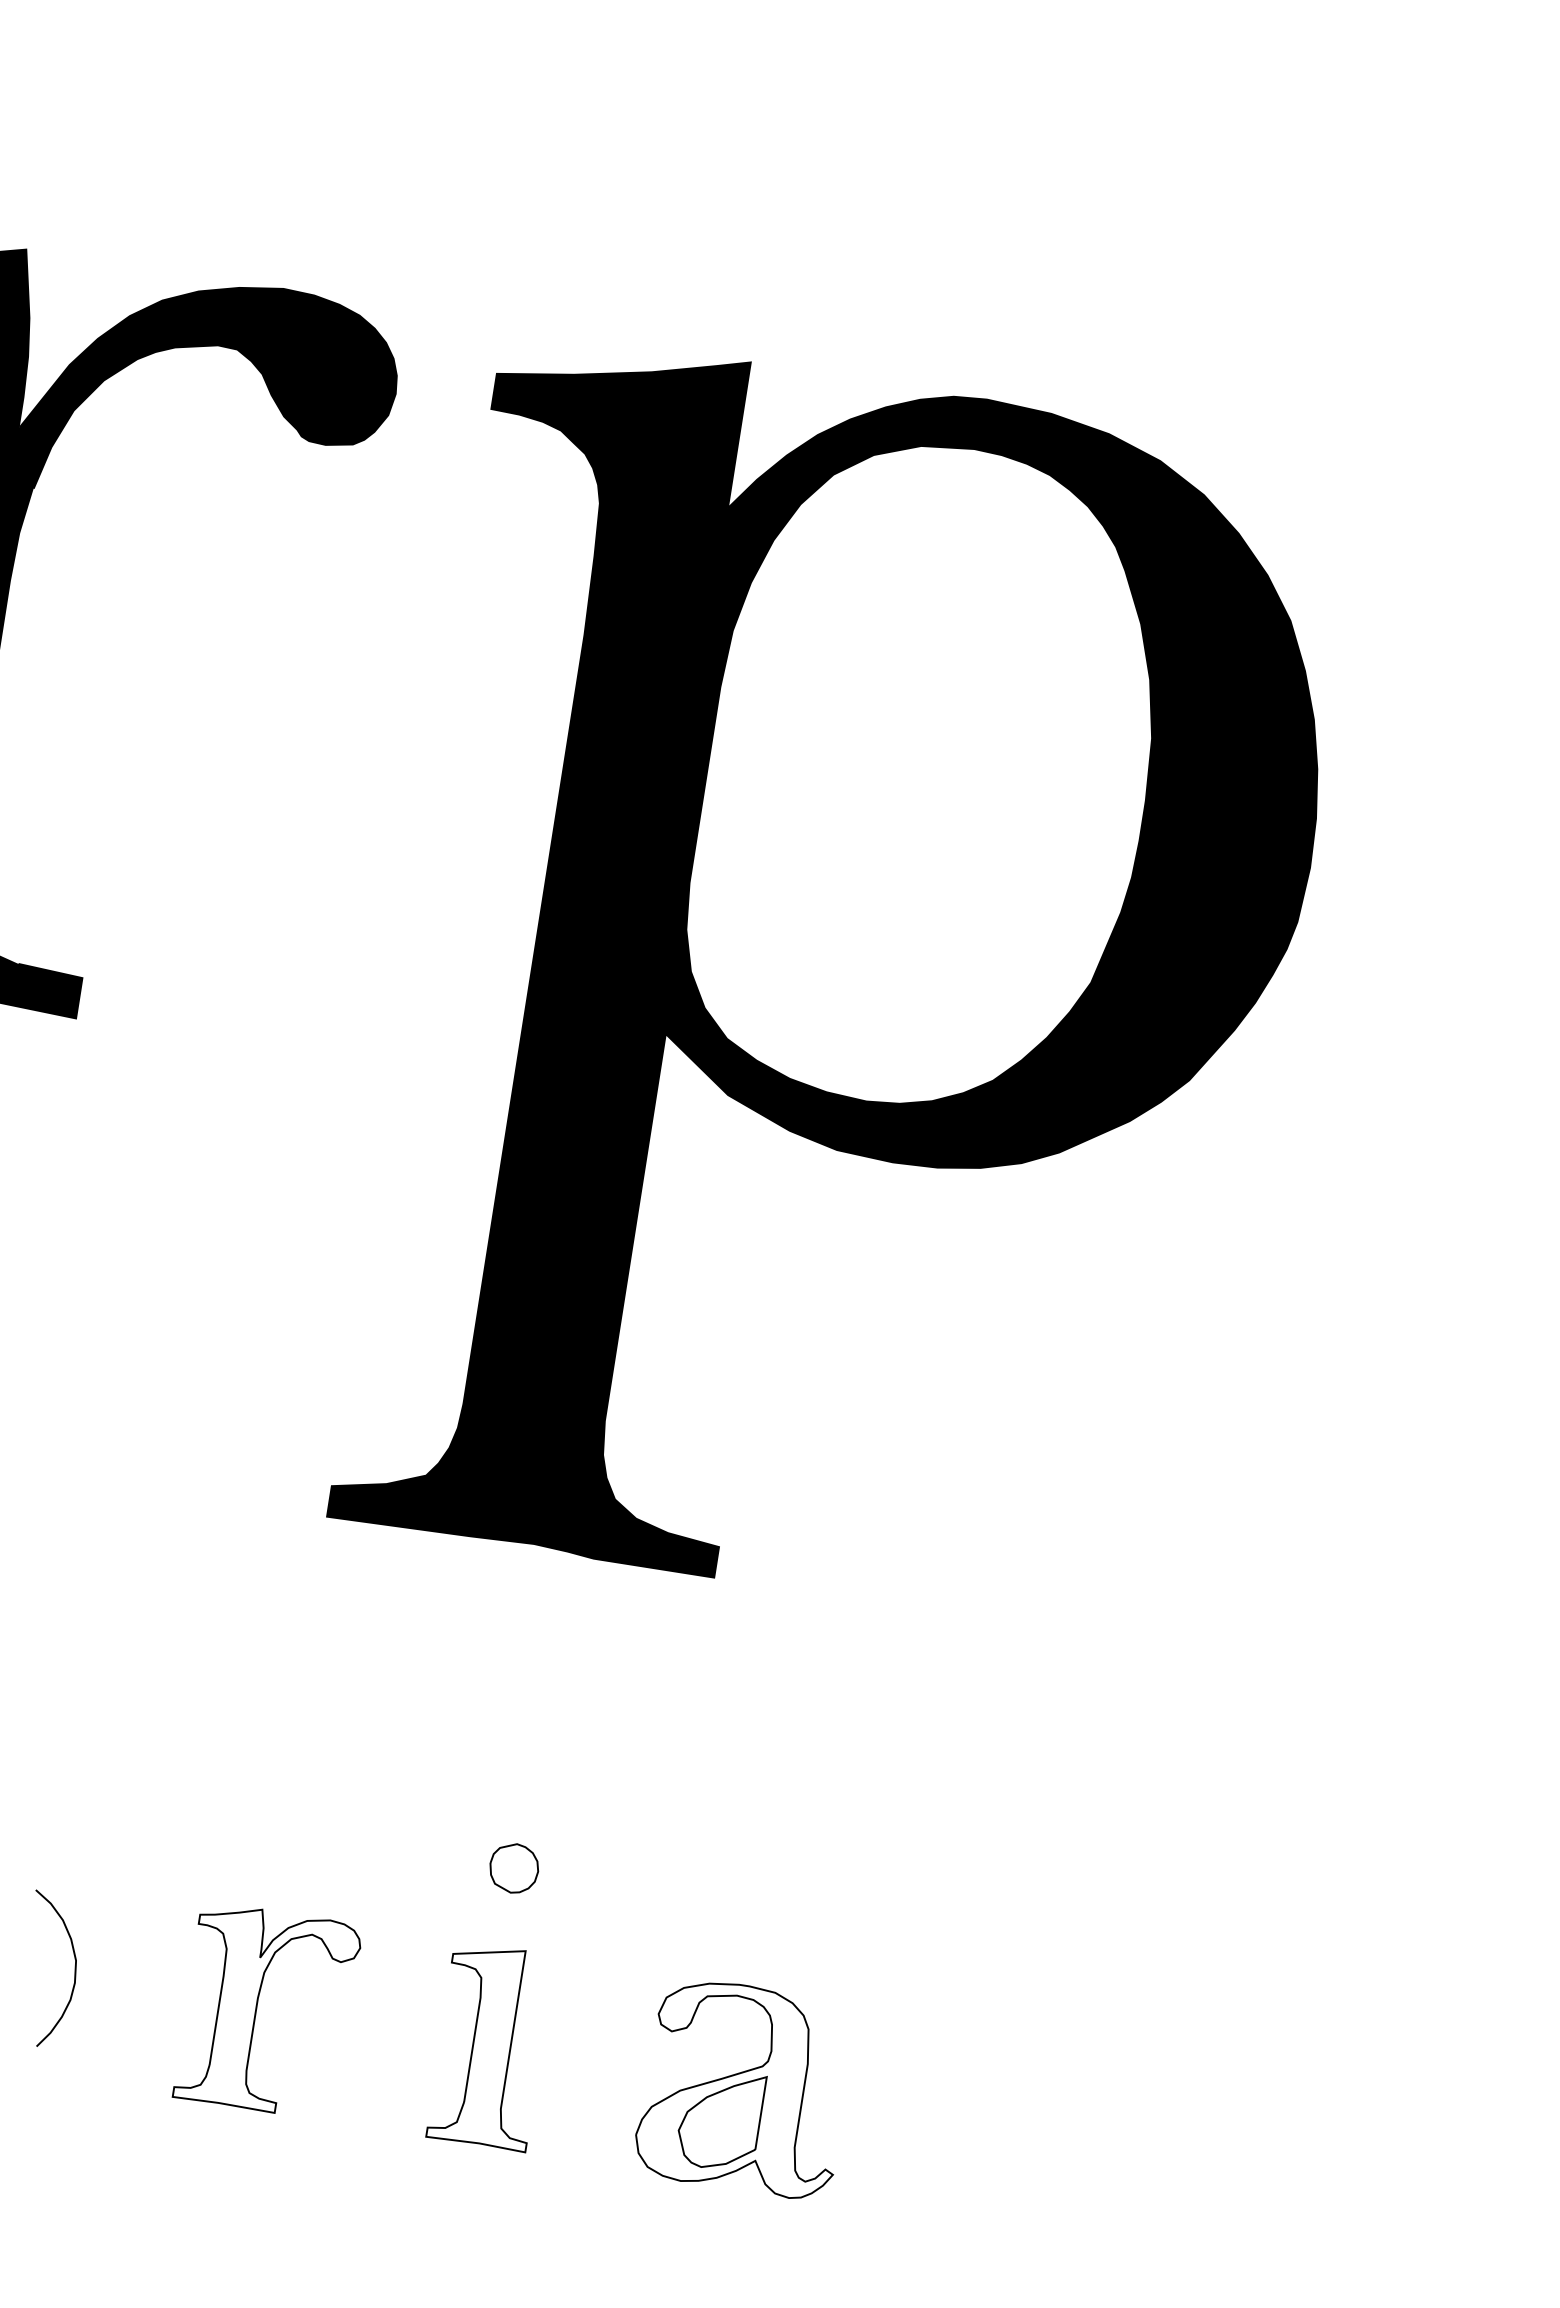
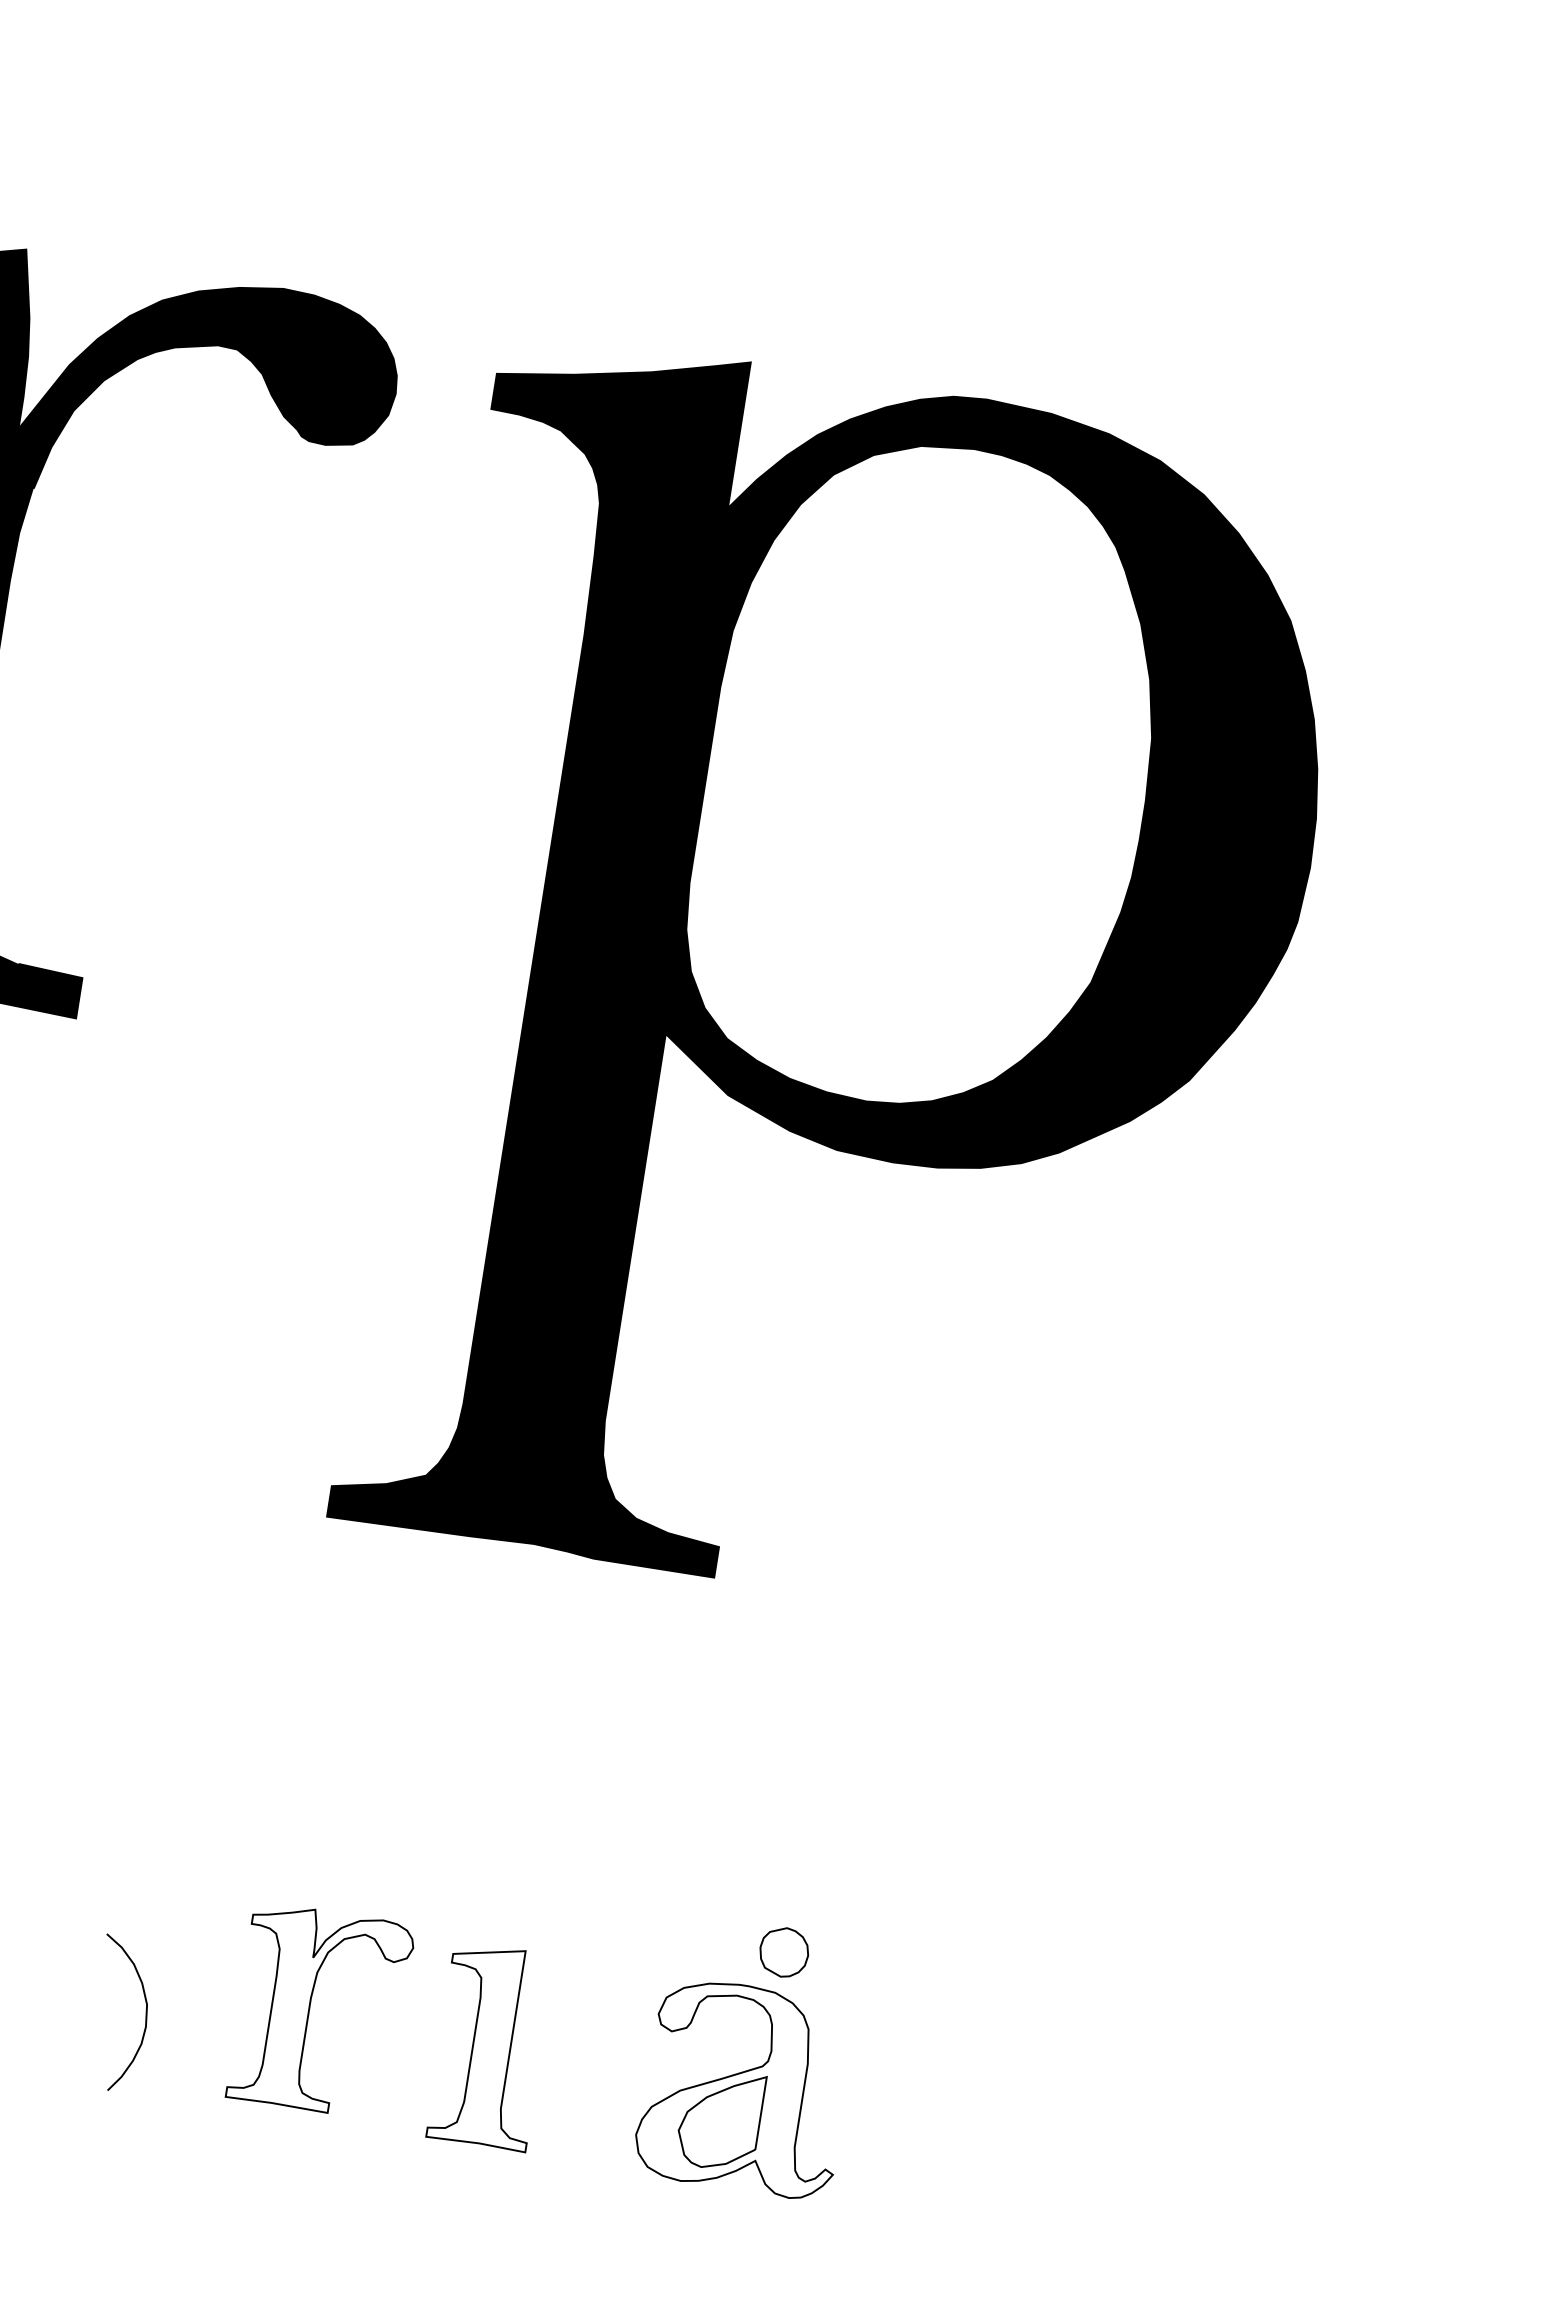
part position: (514, 1868) -> (784, 1952) (784, 1952)
curve position: (74, 1967) -> (145, 2011) (145, 2011)
part position: (257, 2009) -> (310, 2009) (310, 2009)
